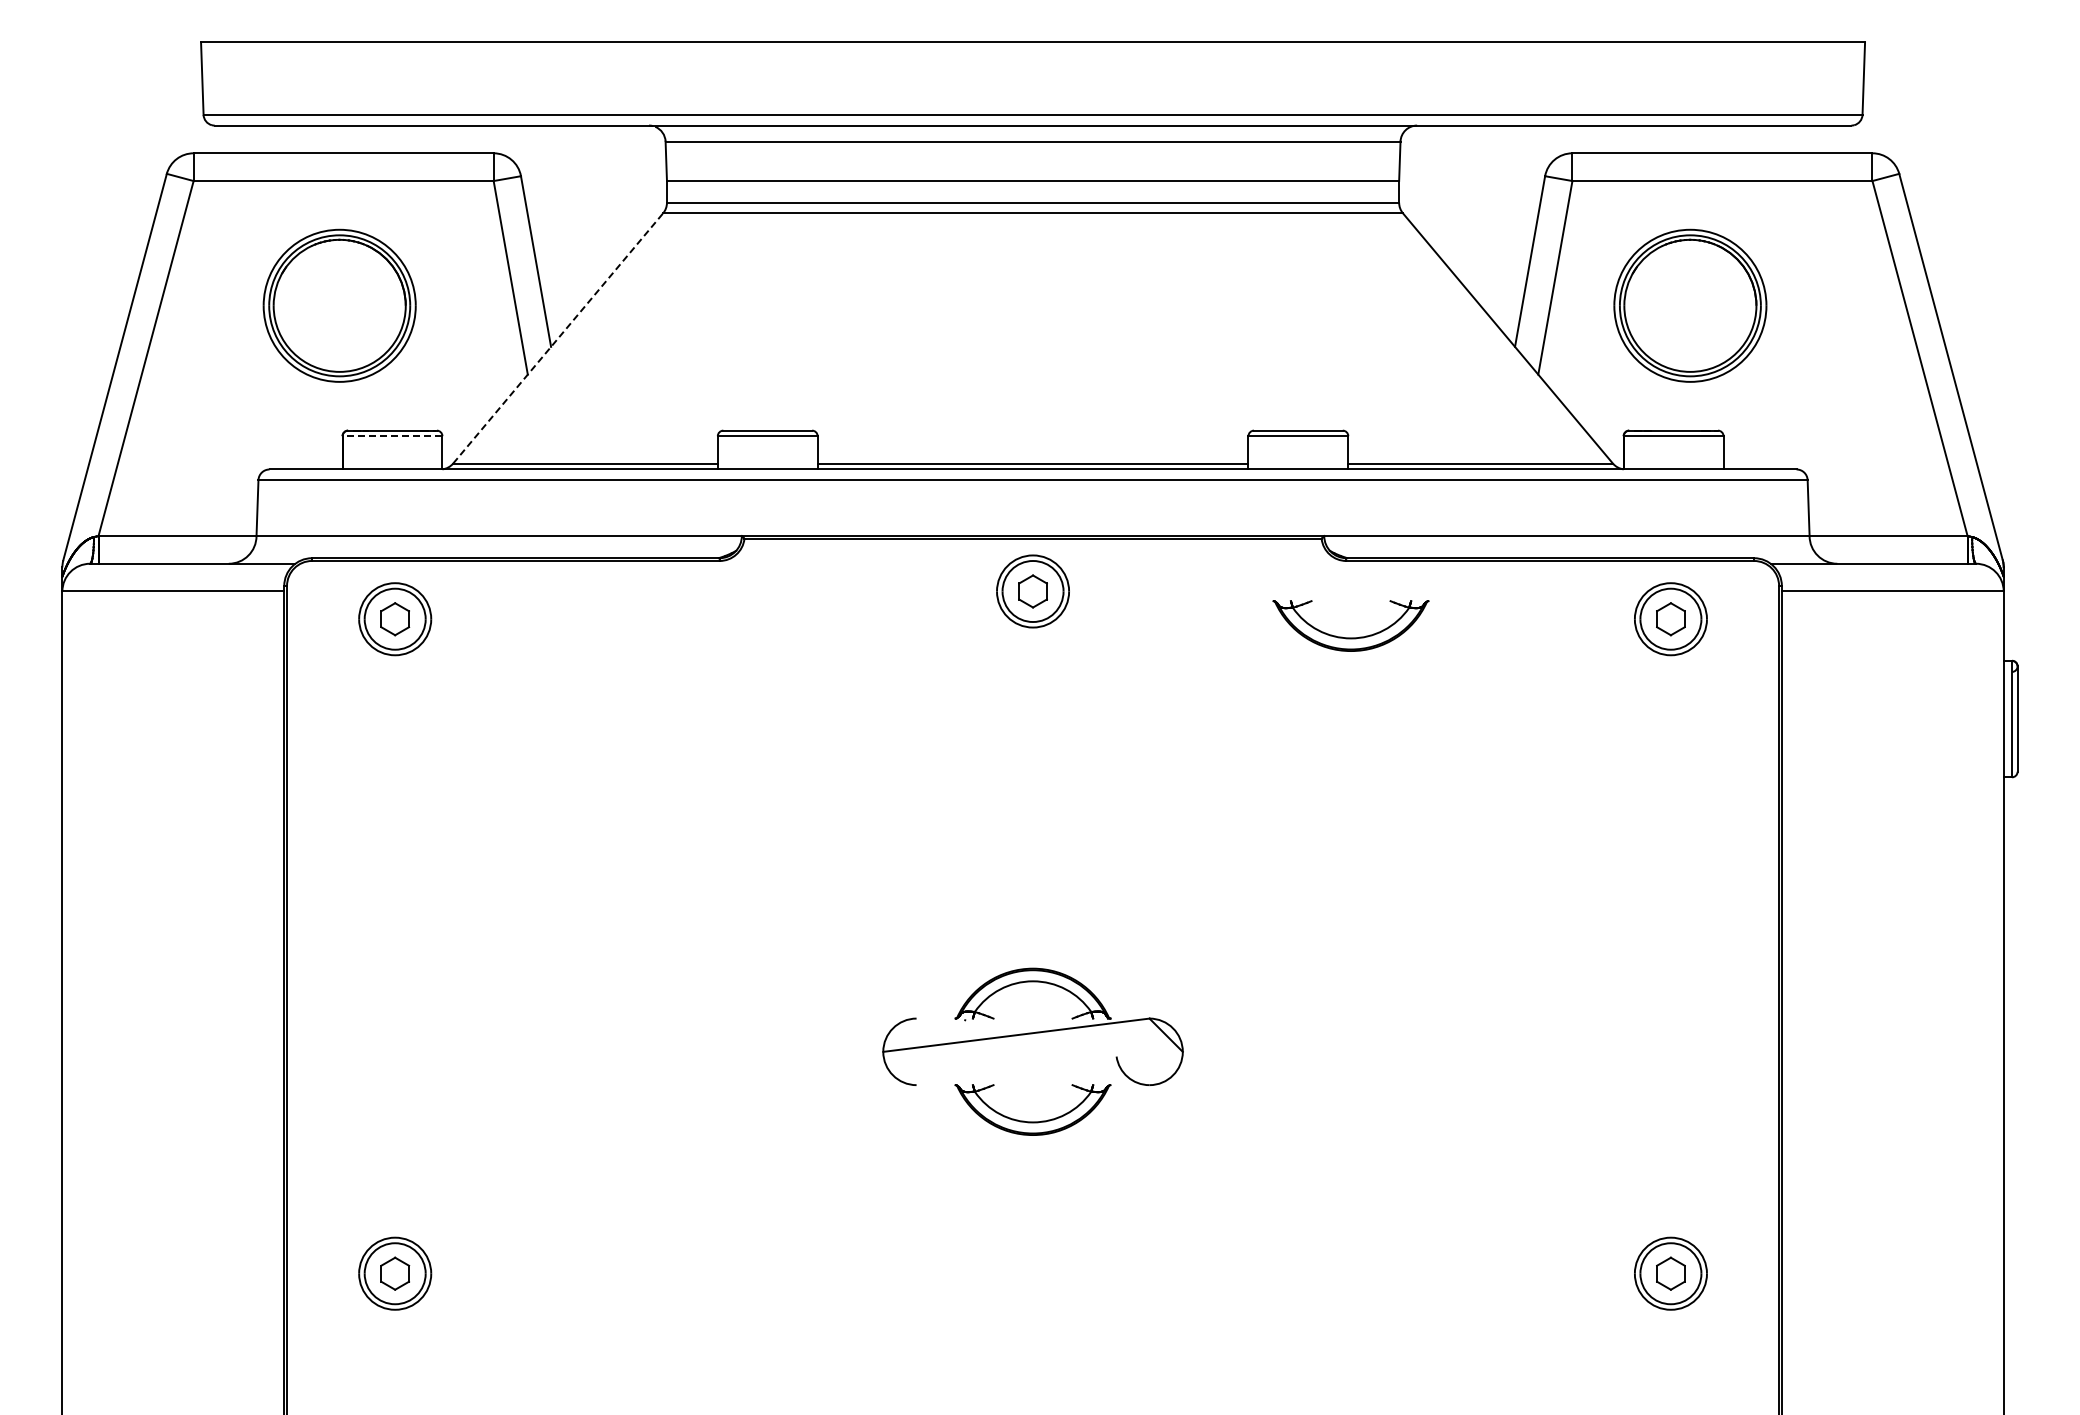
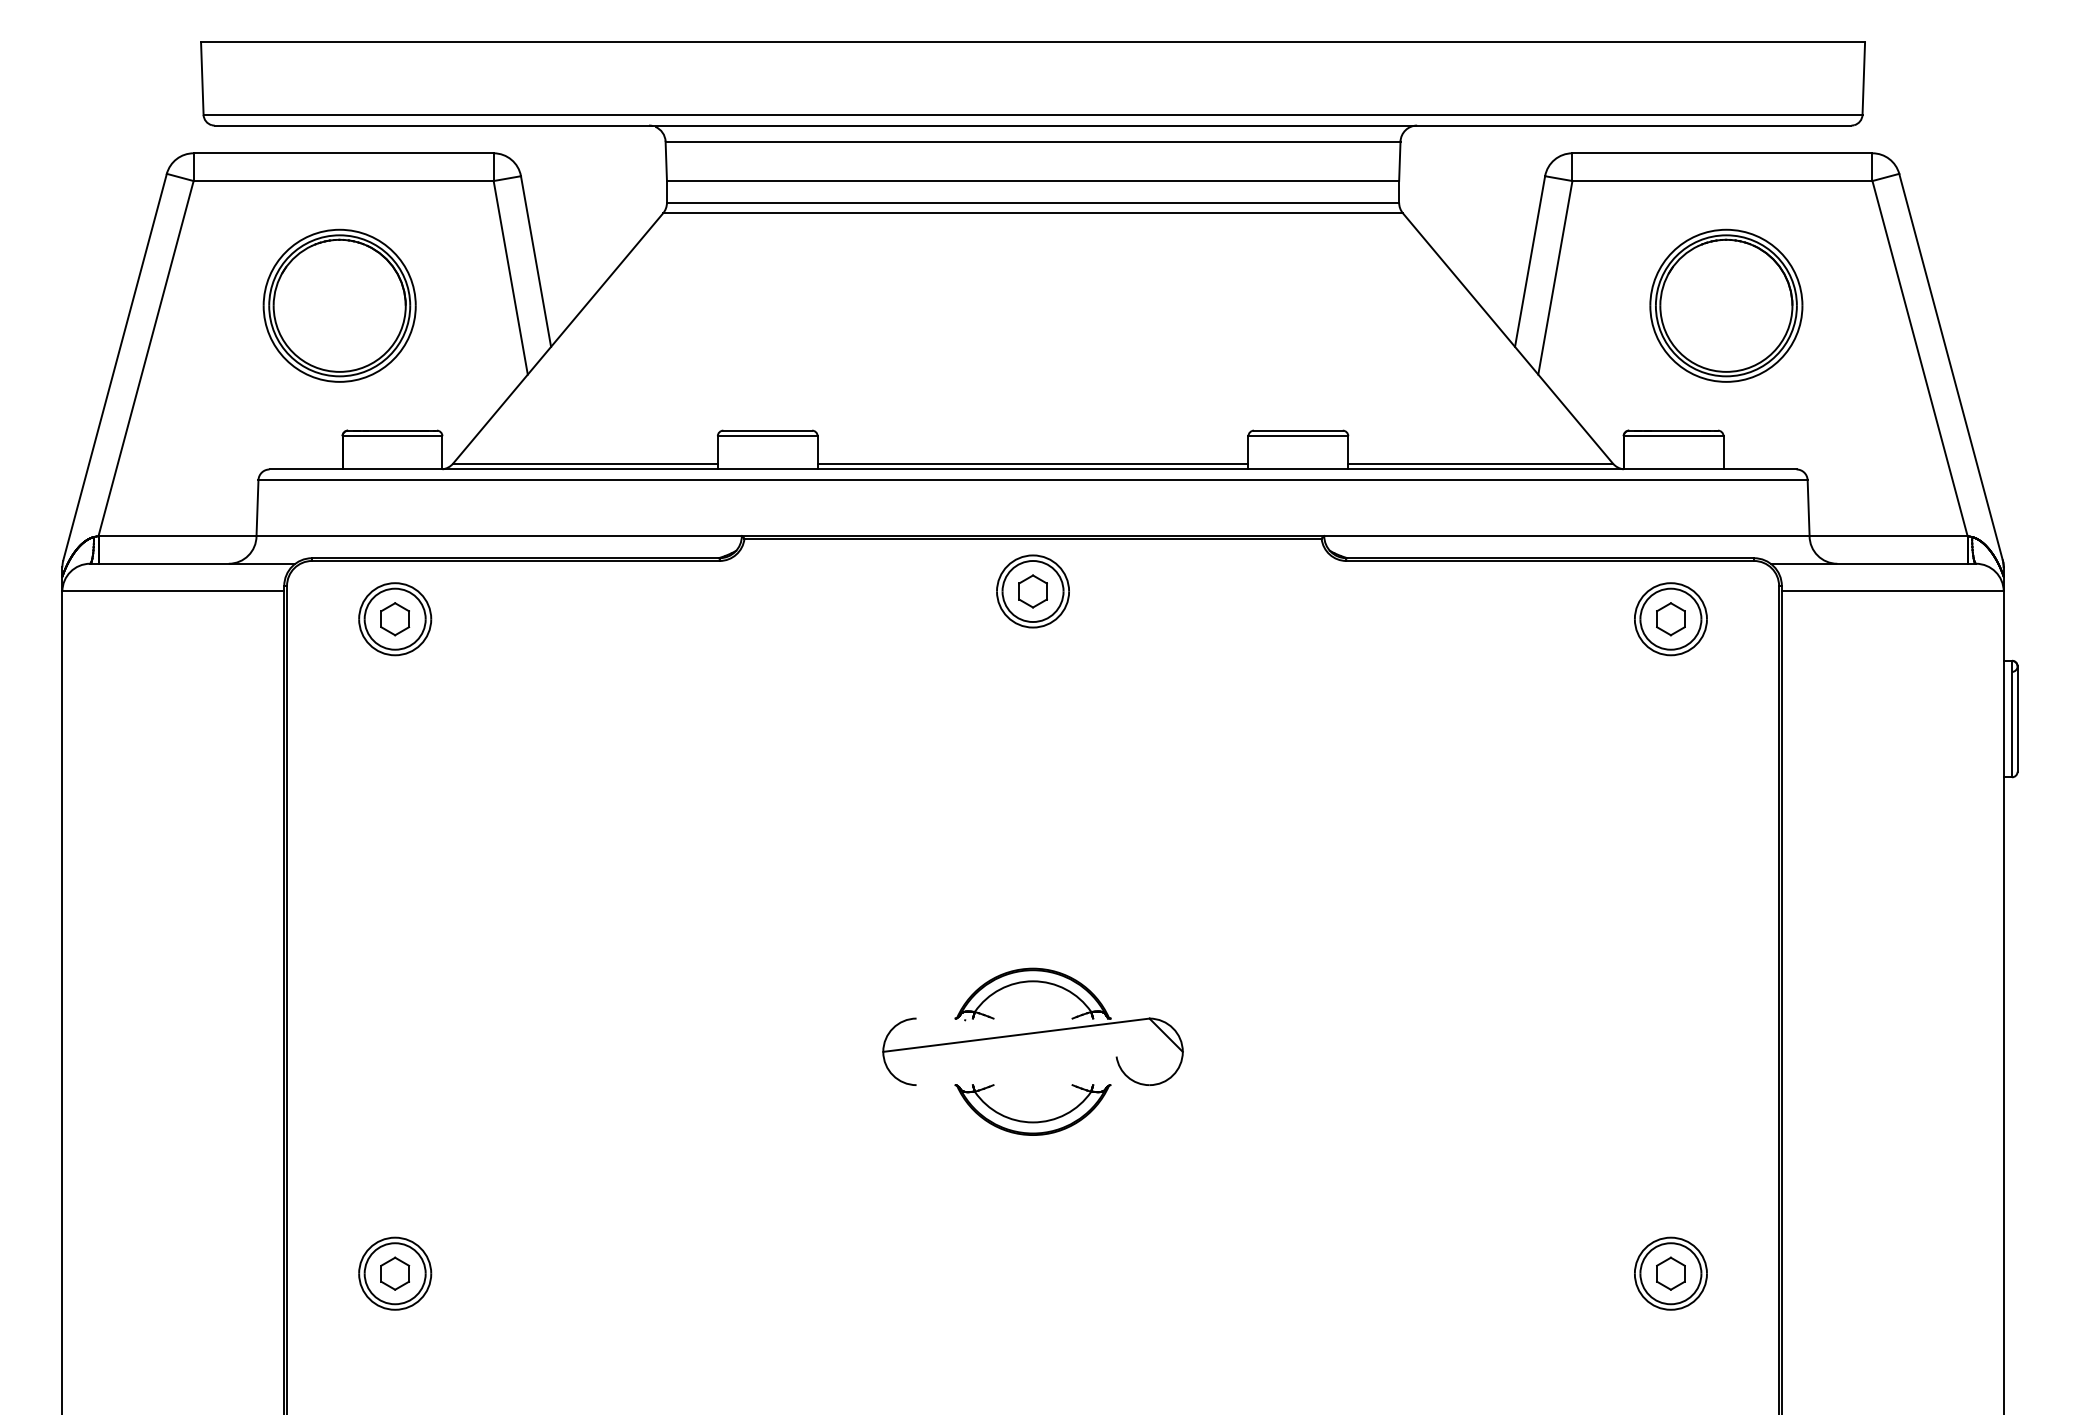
part position: (1690, 305) -> (1726, 305) (1726, 305)
line: dashed -> solid (558, 338)
line: dashed -> solid (392, 436)
part: present -> none (1350, 637)
